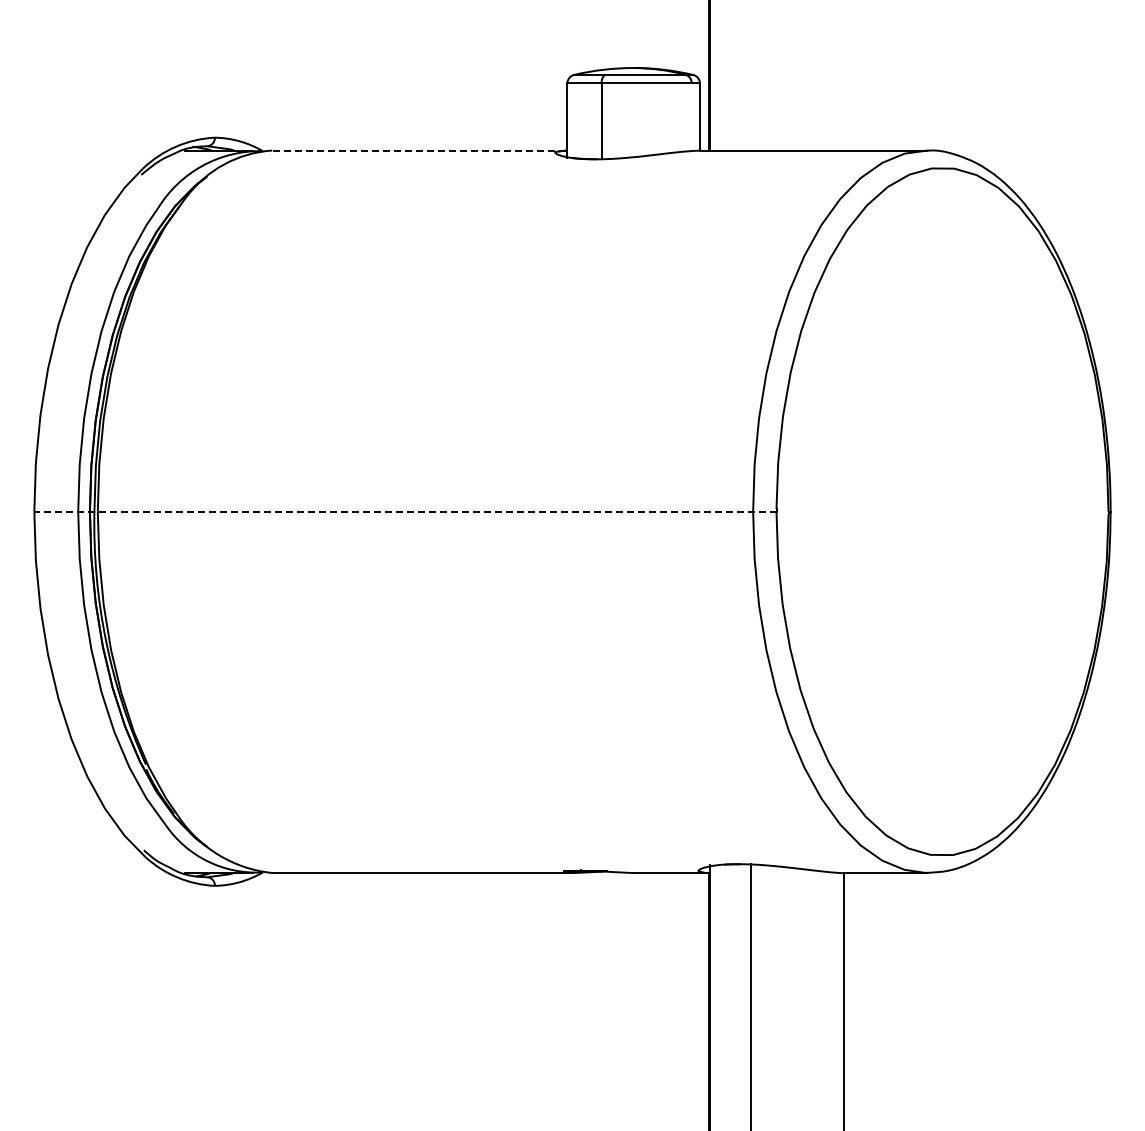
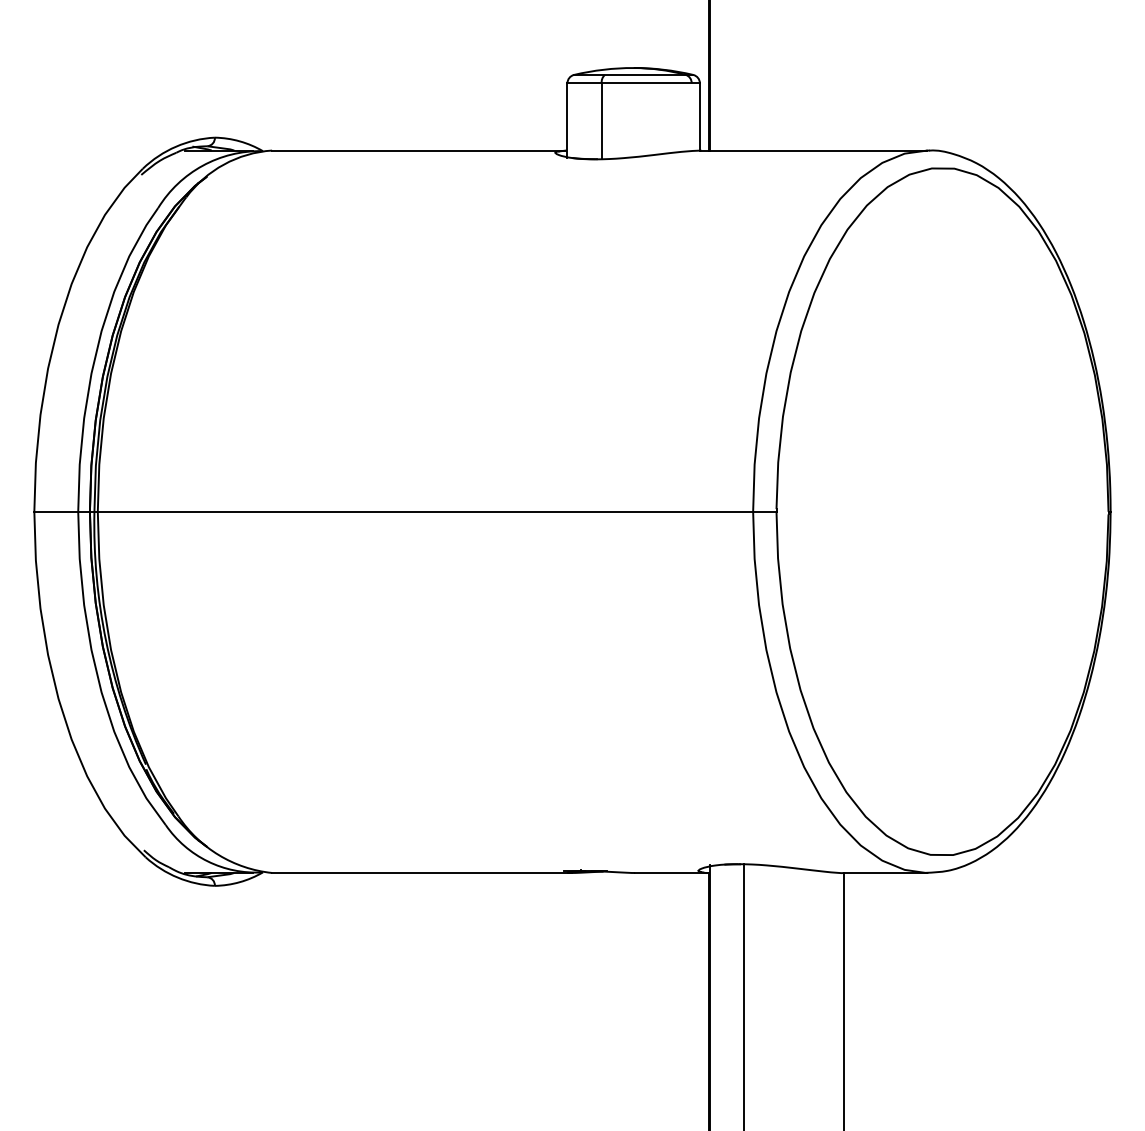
line: dashed -> solid (419, 150)
line: dashed -> solid (404, 511)
line position: (751, 995) -> (744, 995) (744, 995)
